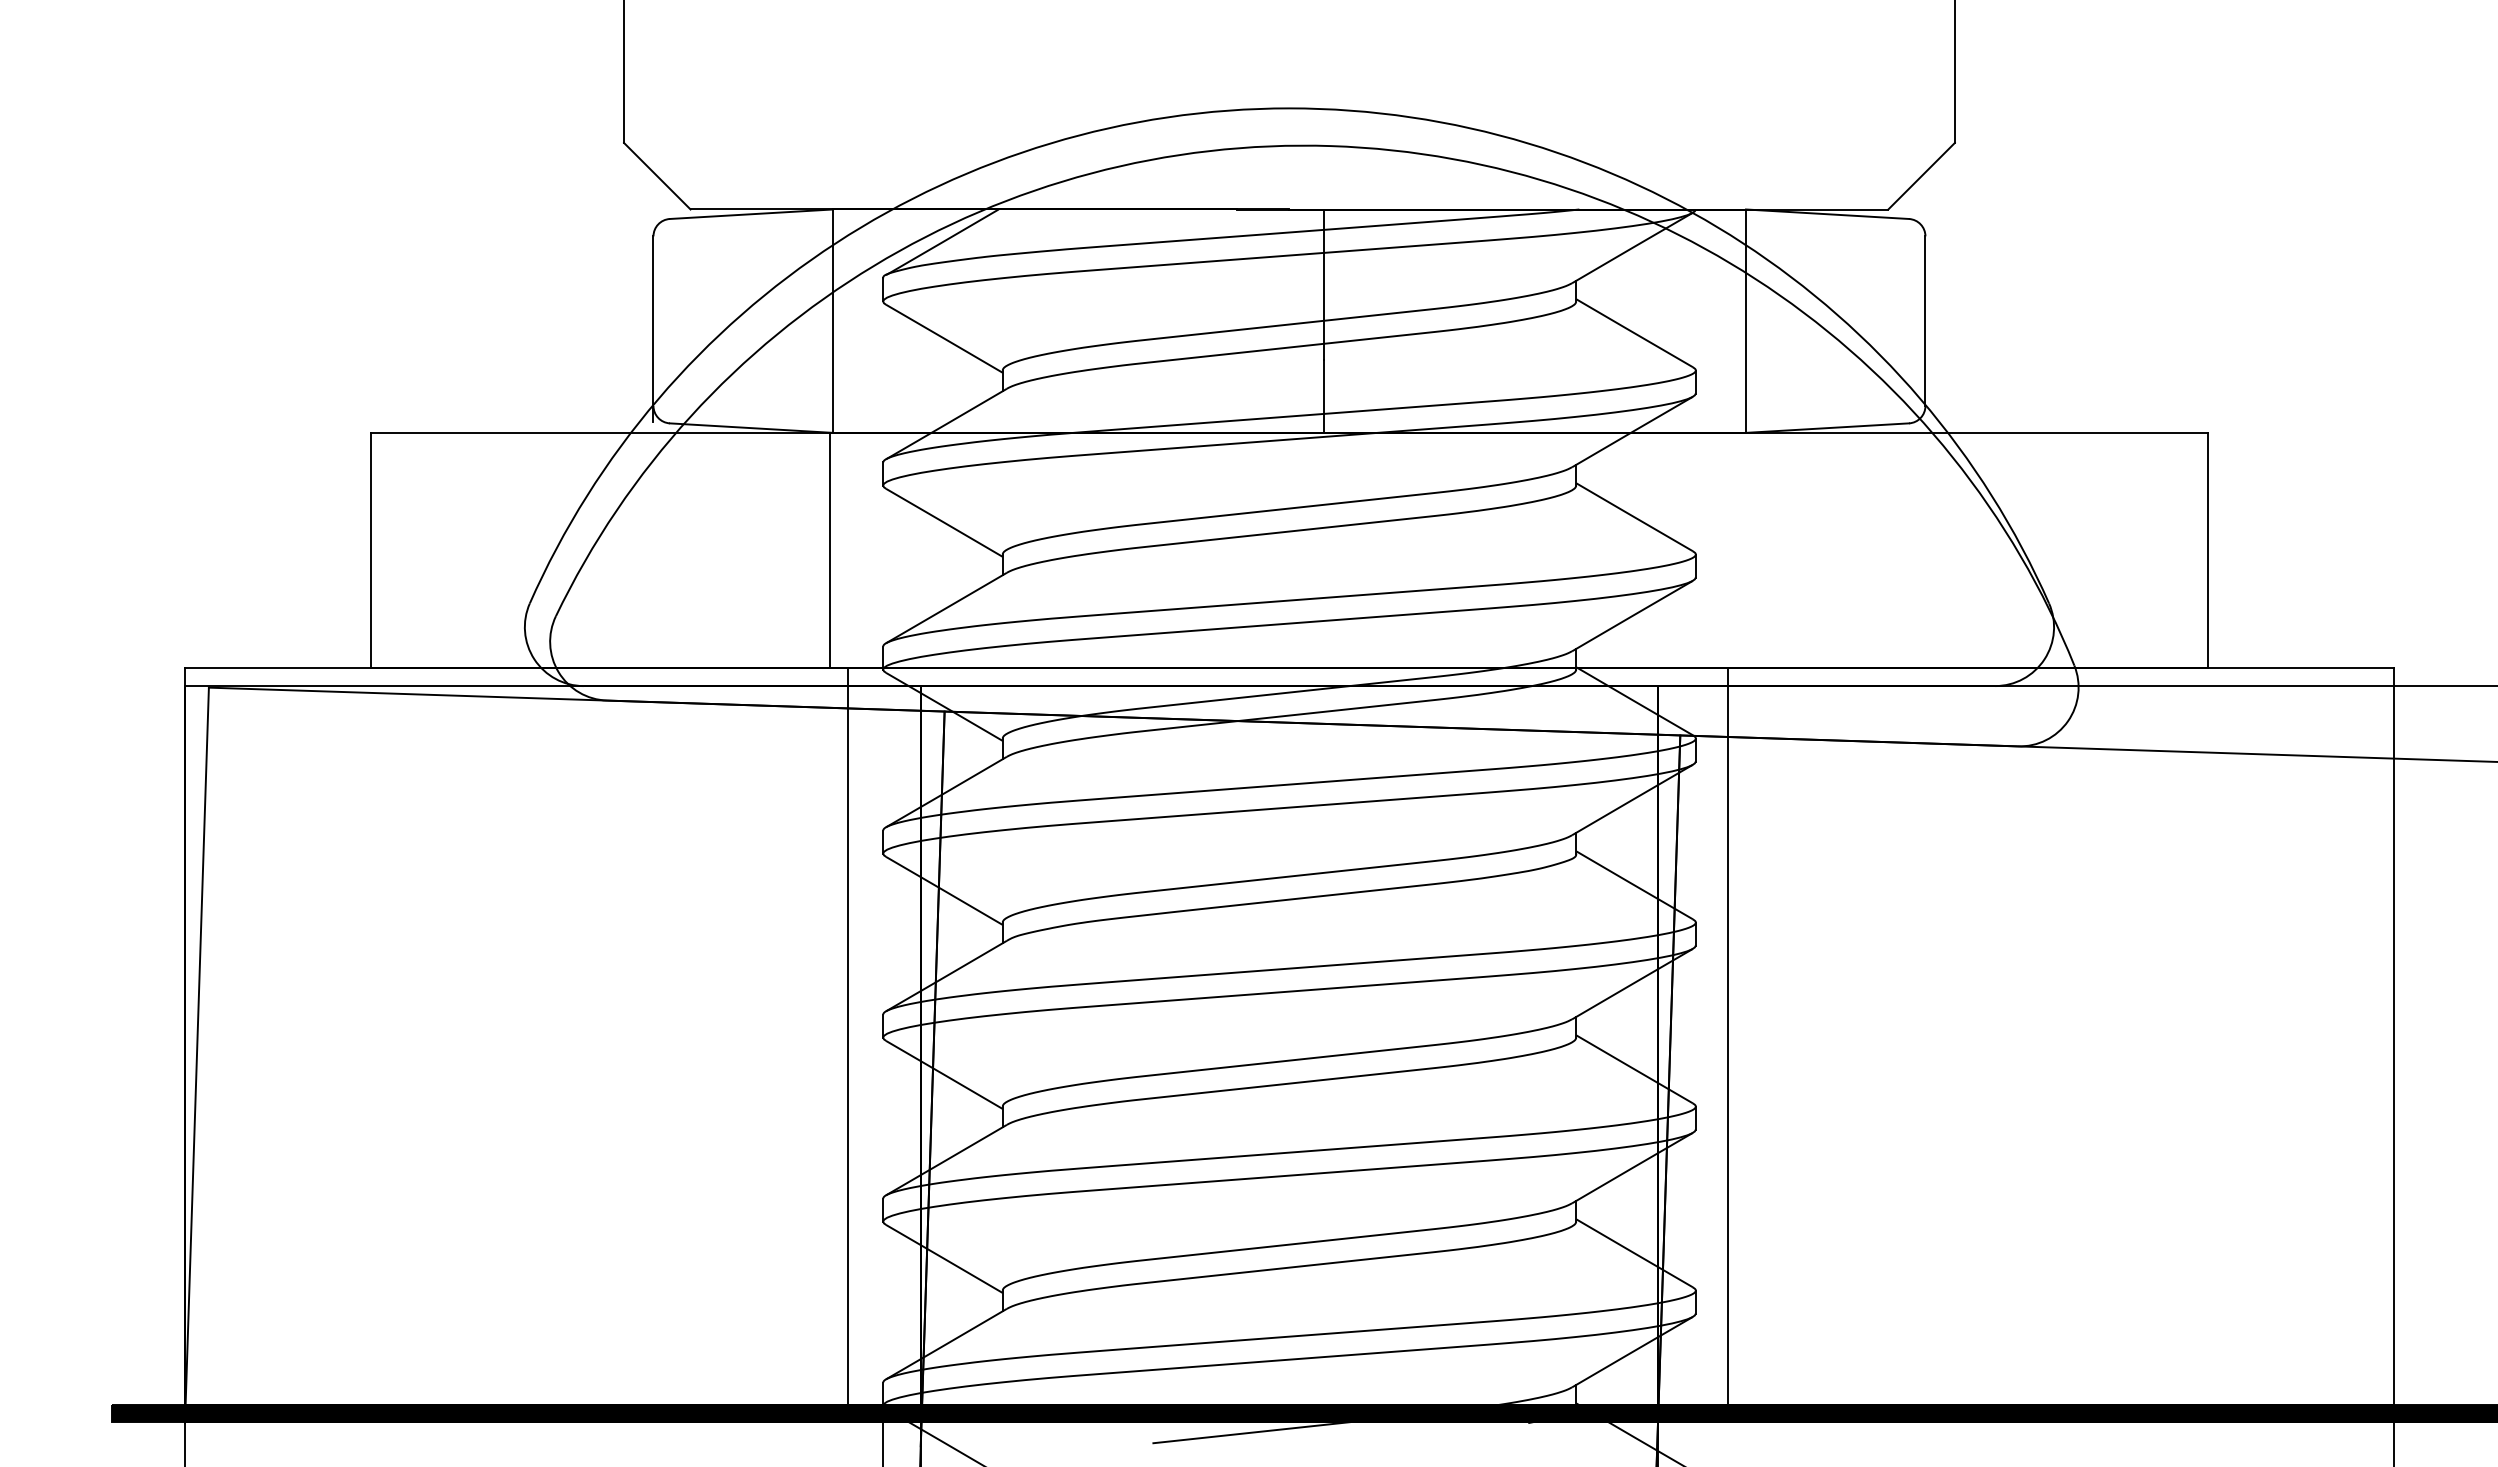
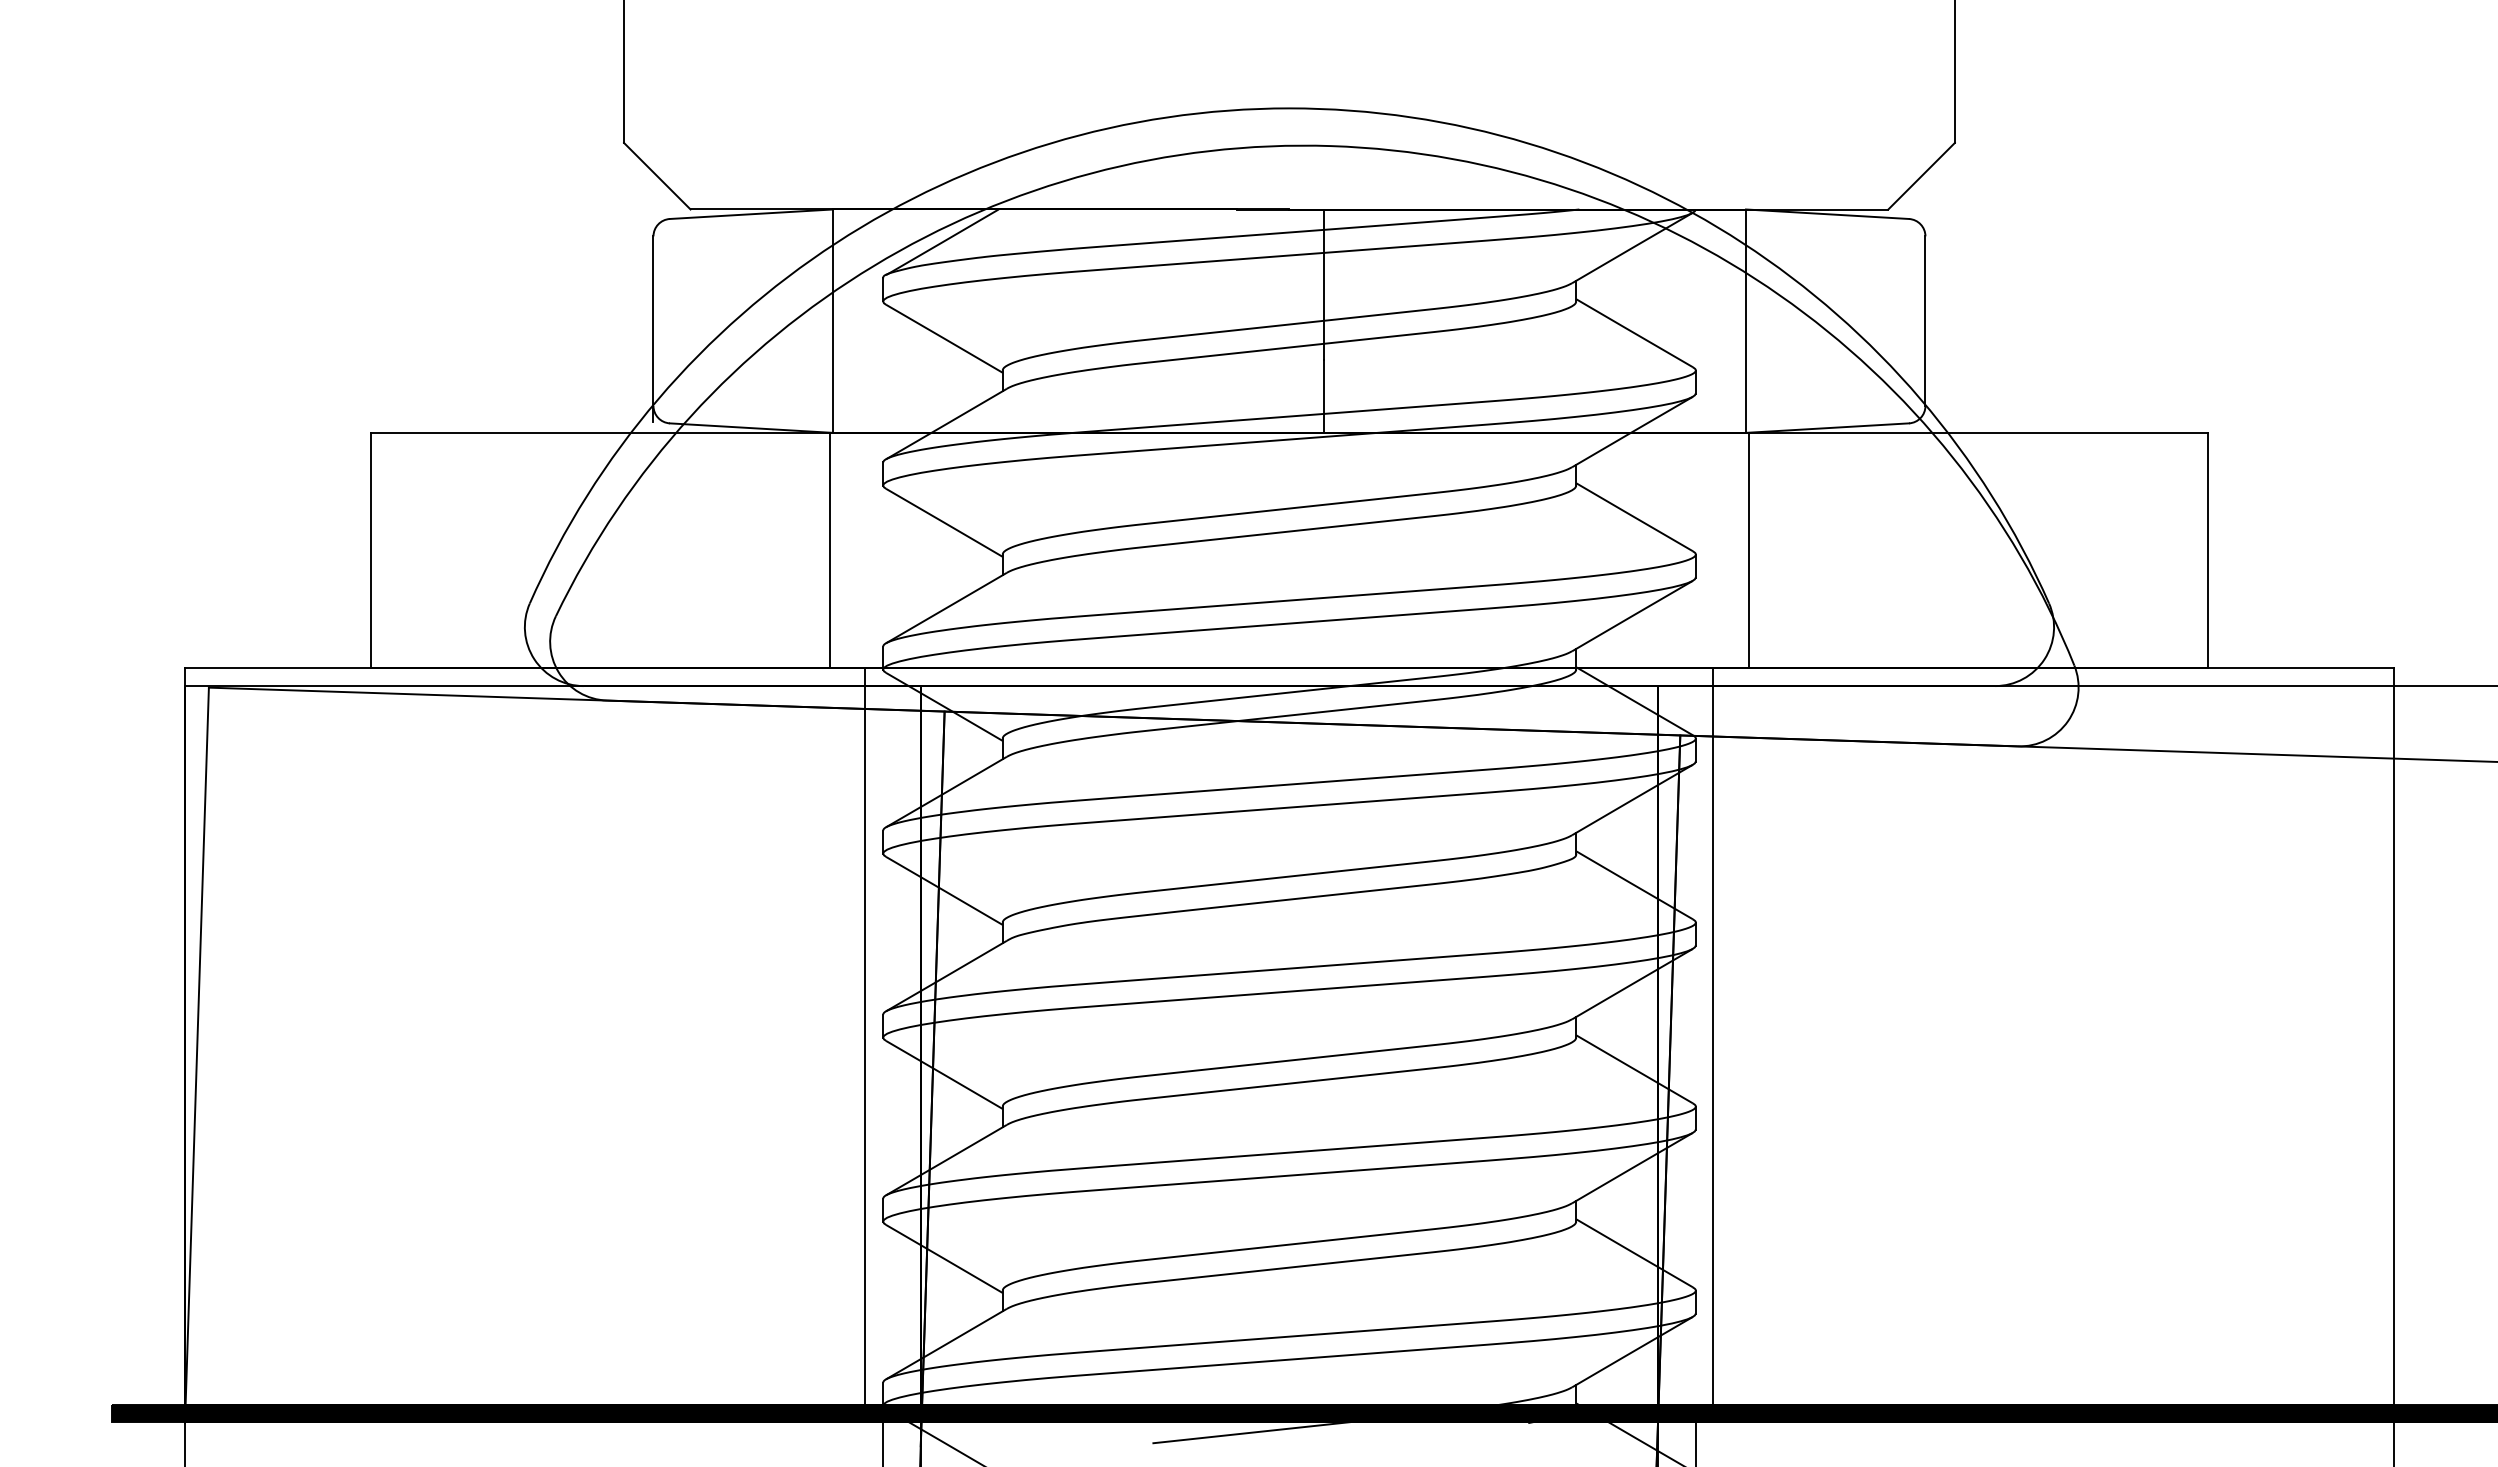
line: none -> present (1748, 550)
line position: (848, 1036) -> (865, 1036) (865, 1036)
line position: (1728, 1036) -> (1713, 1036) (1713, 1036)
line: none -> present (1695, 1442)
